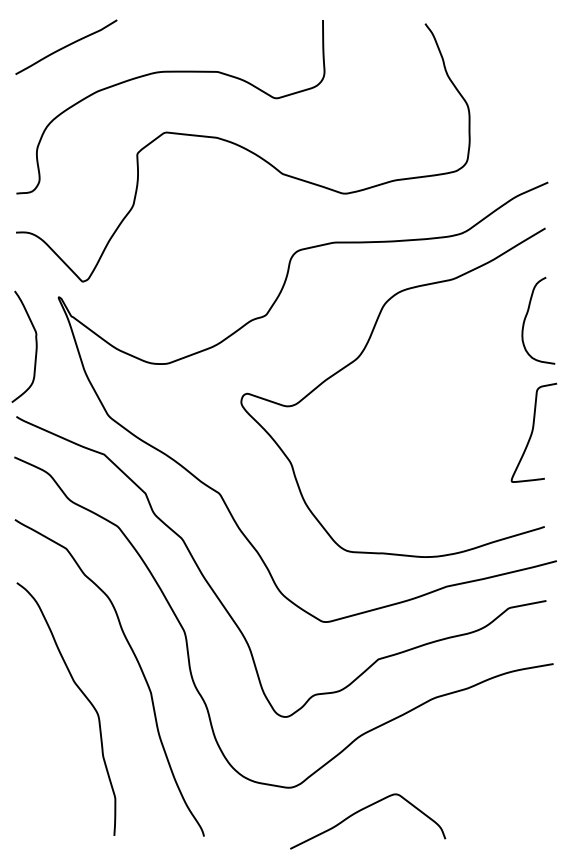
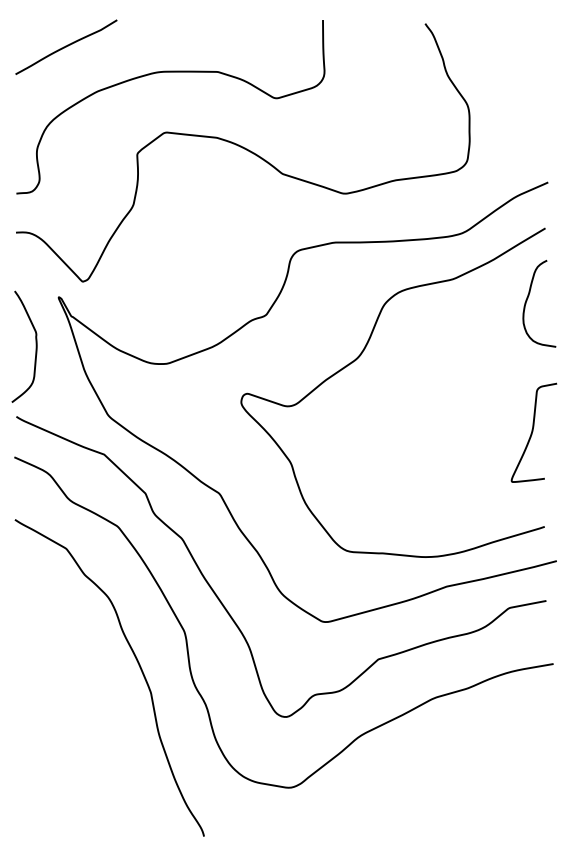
curve position: (527, 315) -> (528, 298) (528, 298)
curve: present -> none (82, 694)
curve: present -> none (362, 810)
